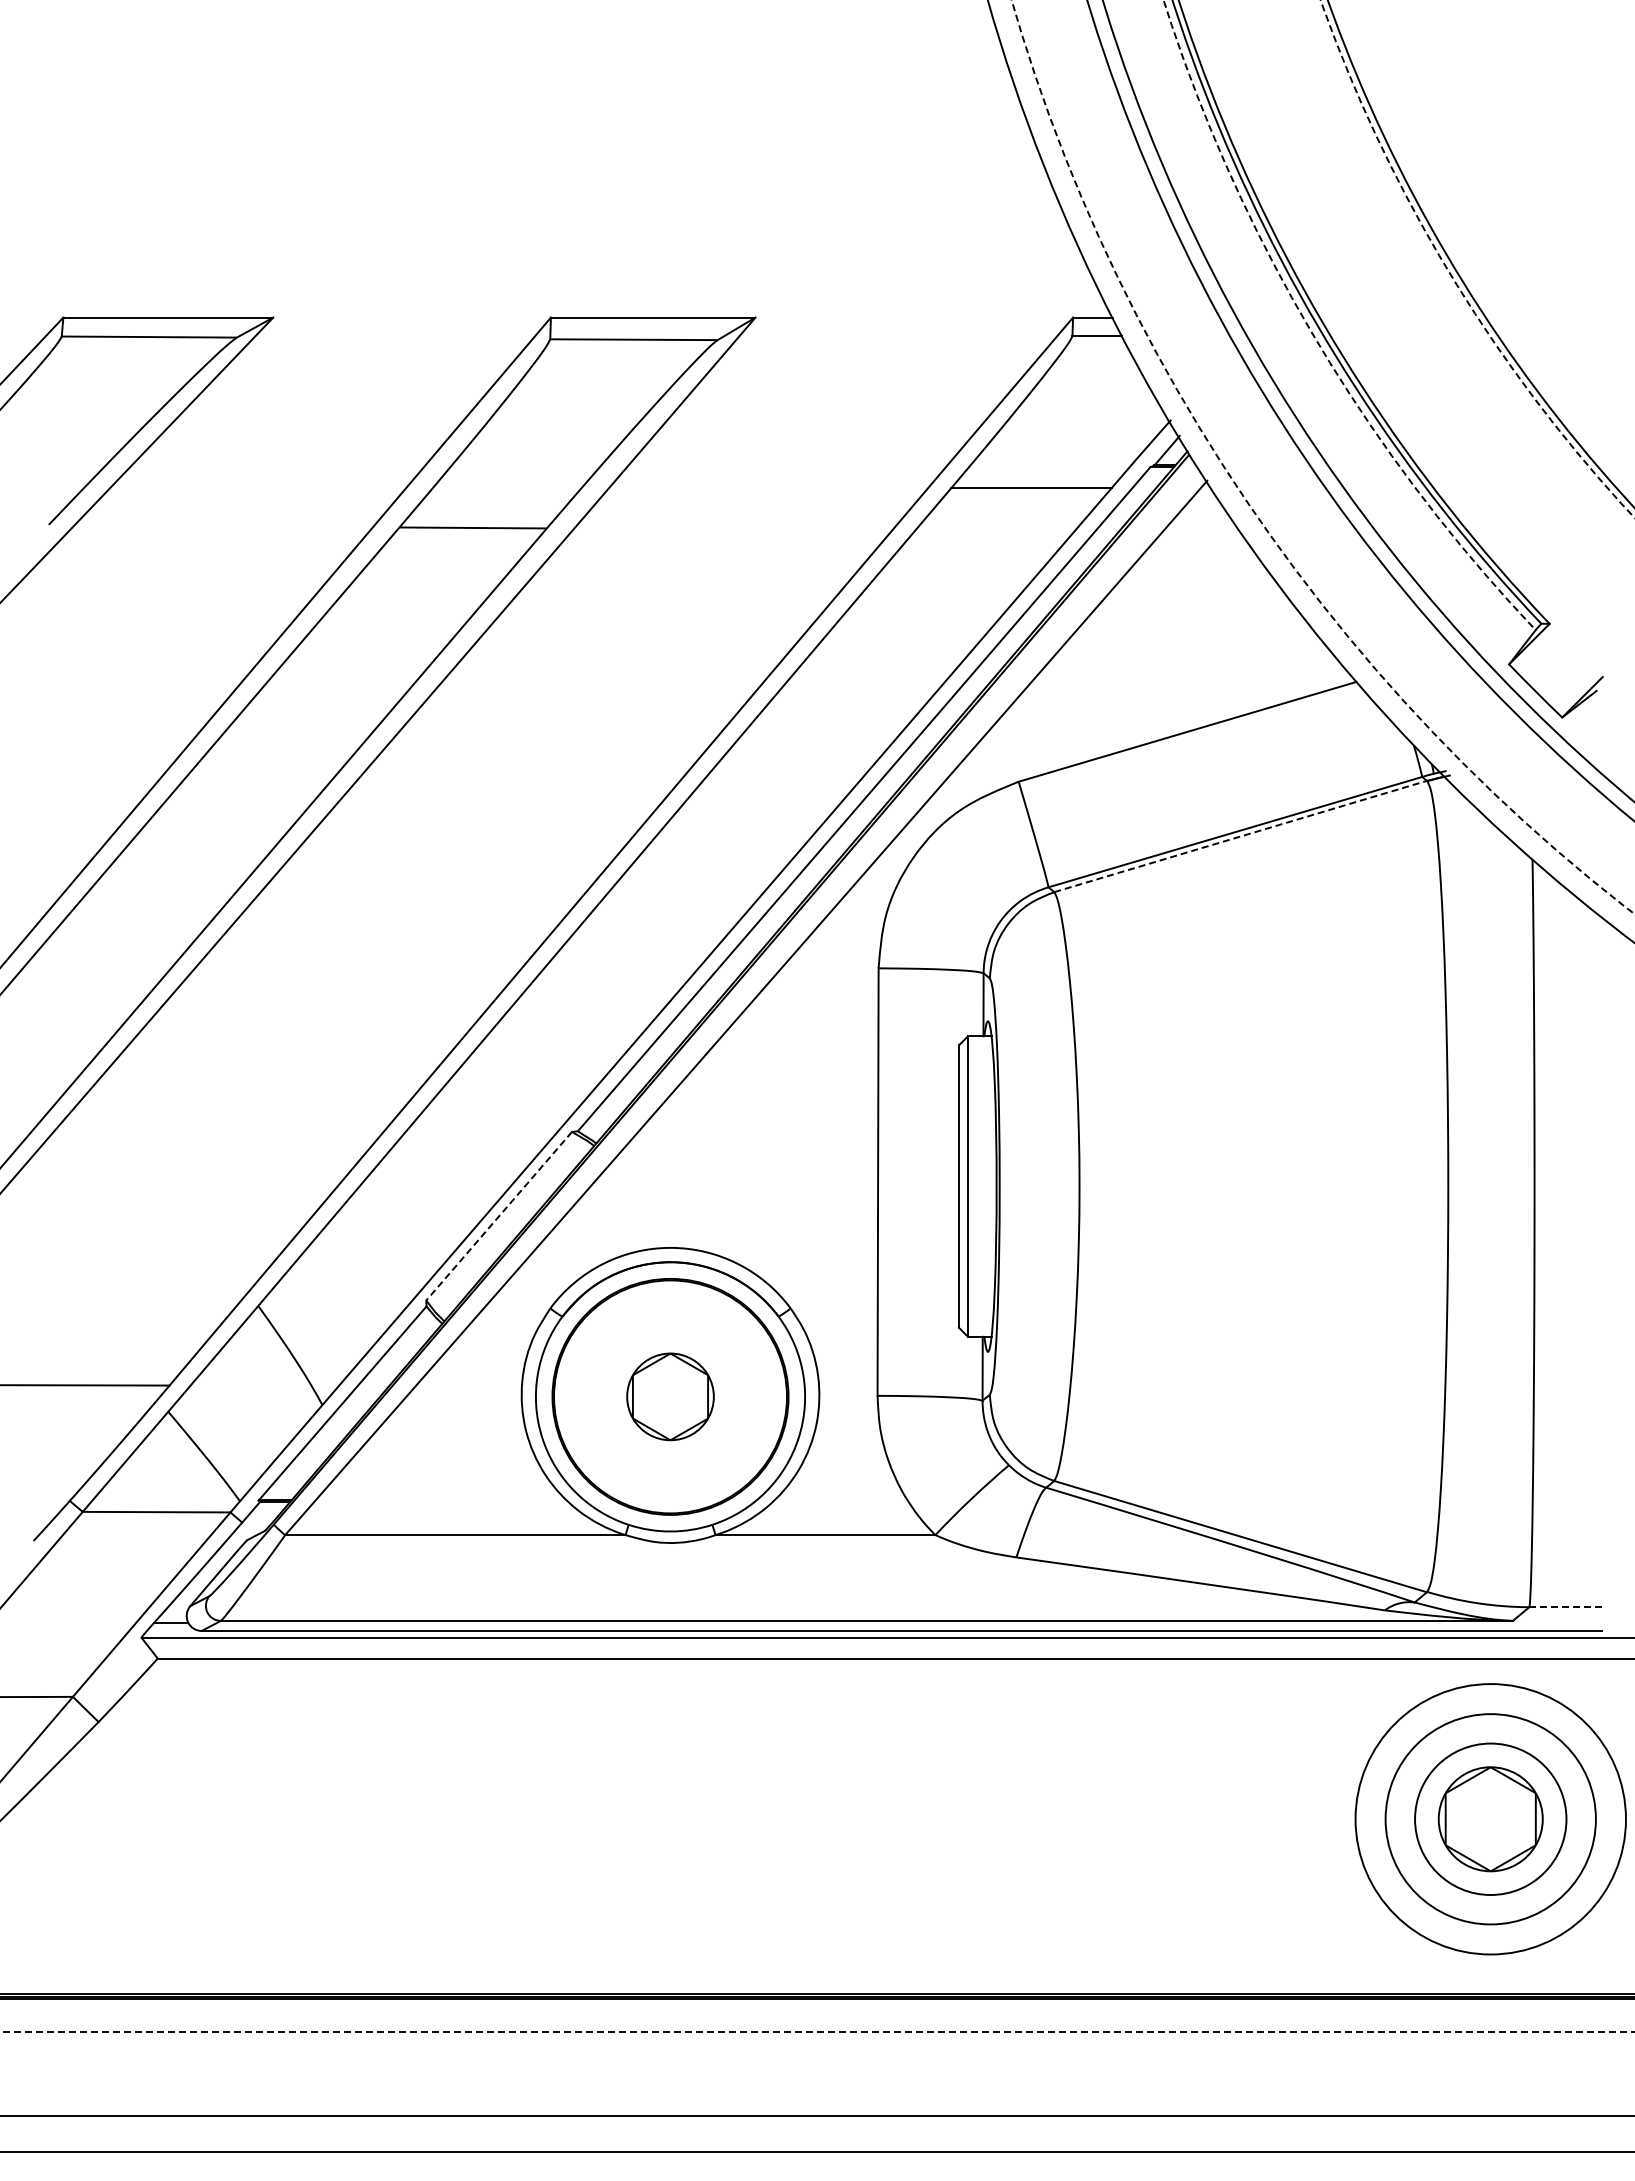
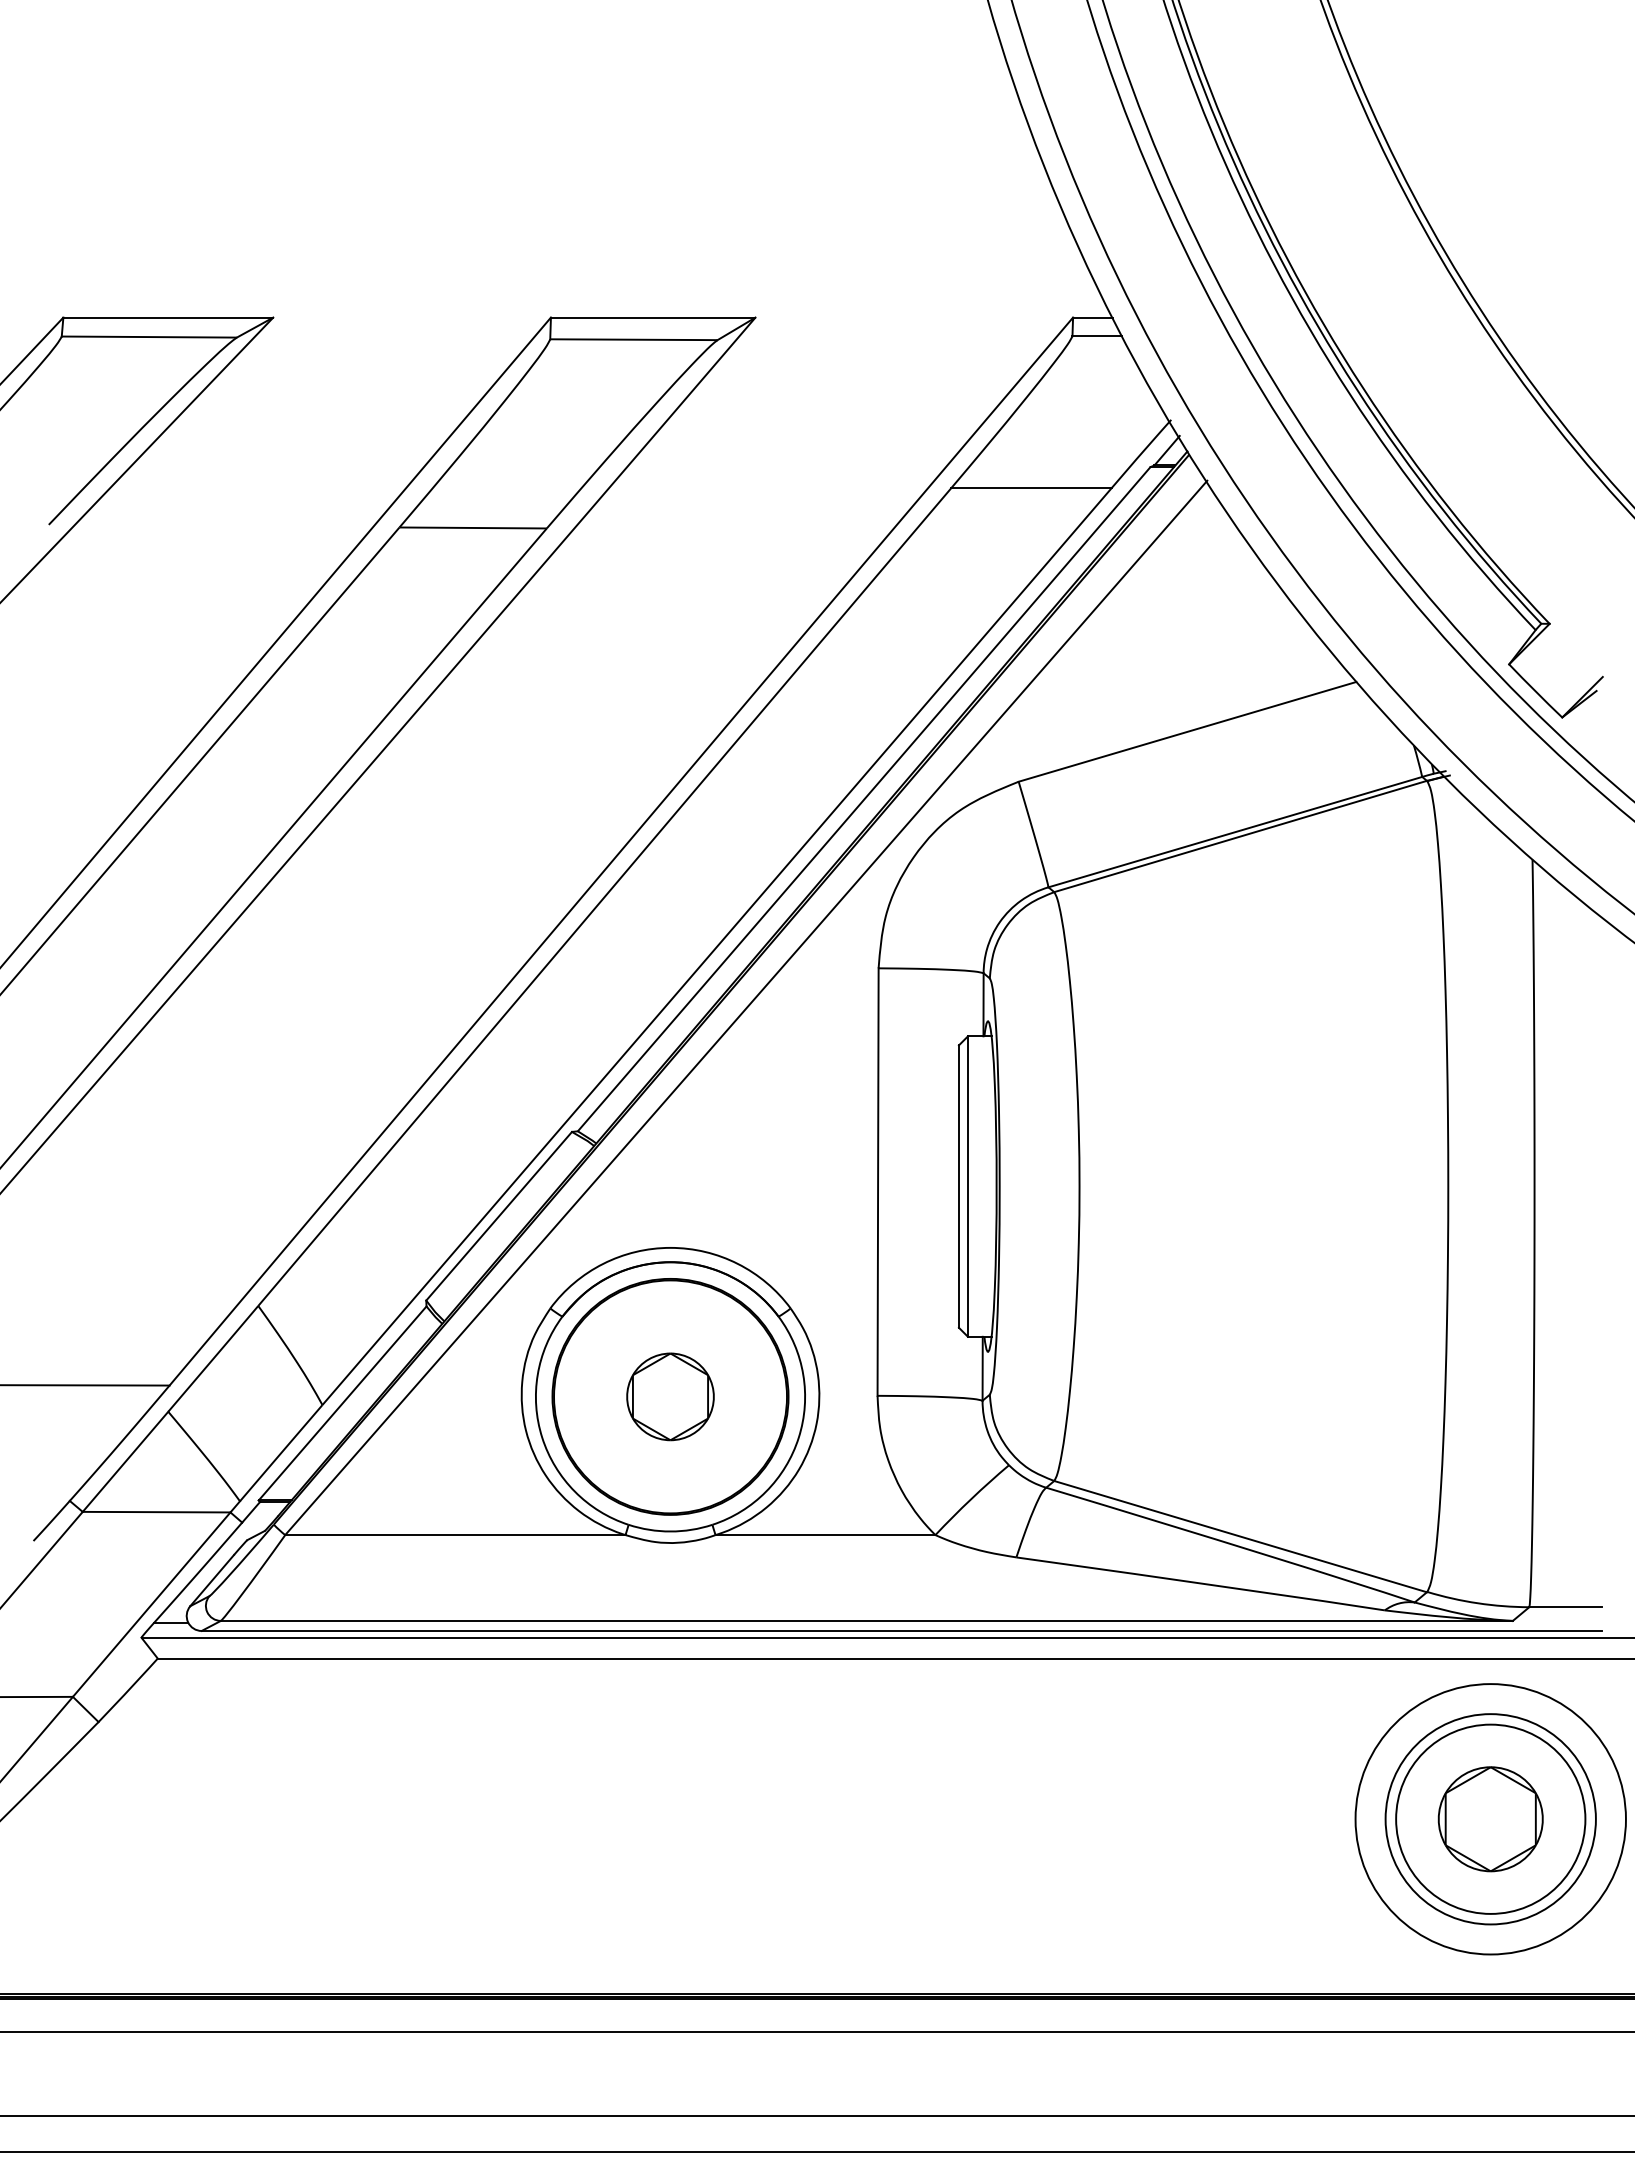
arc: dashed -> solid (1452, 277)
arc: dashed -> solid (1313, 334)
circle: dashed -> solid (1322, 457)
line: dashed -> solid (1241, 836)
line: dashed -> solid (498, 1216)
line: dashed -> solid (1566, 1607)
circle diameter: 151 px -> 189 px (1490, 1818)
line: dashed -> solid (816, 2032)
